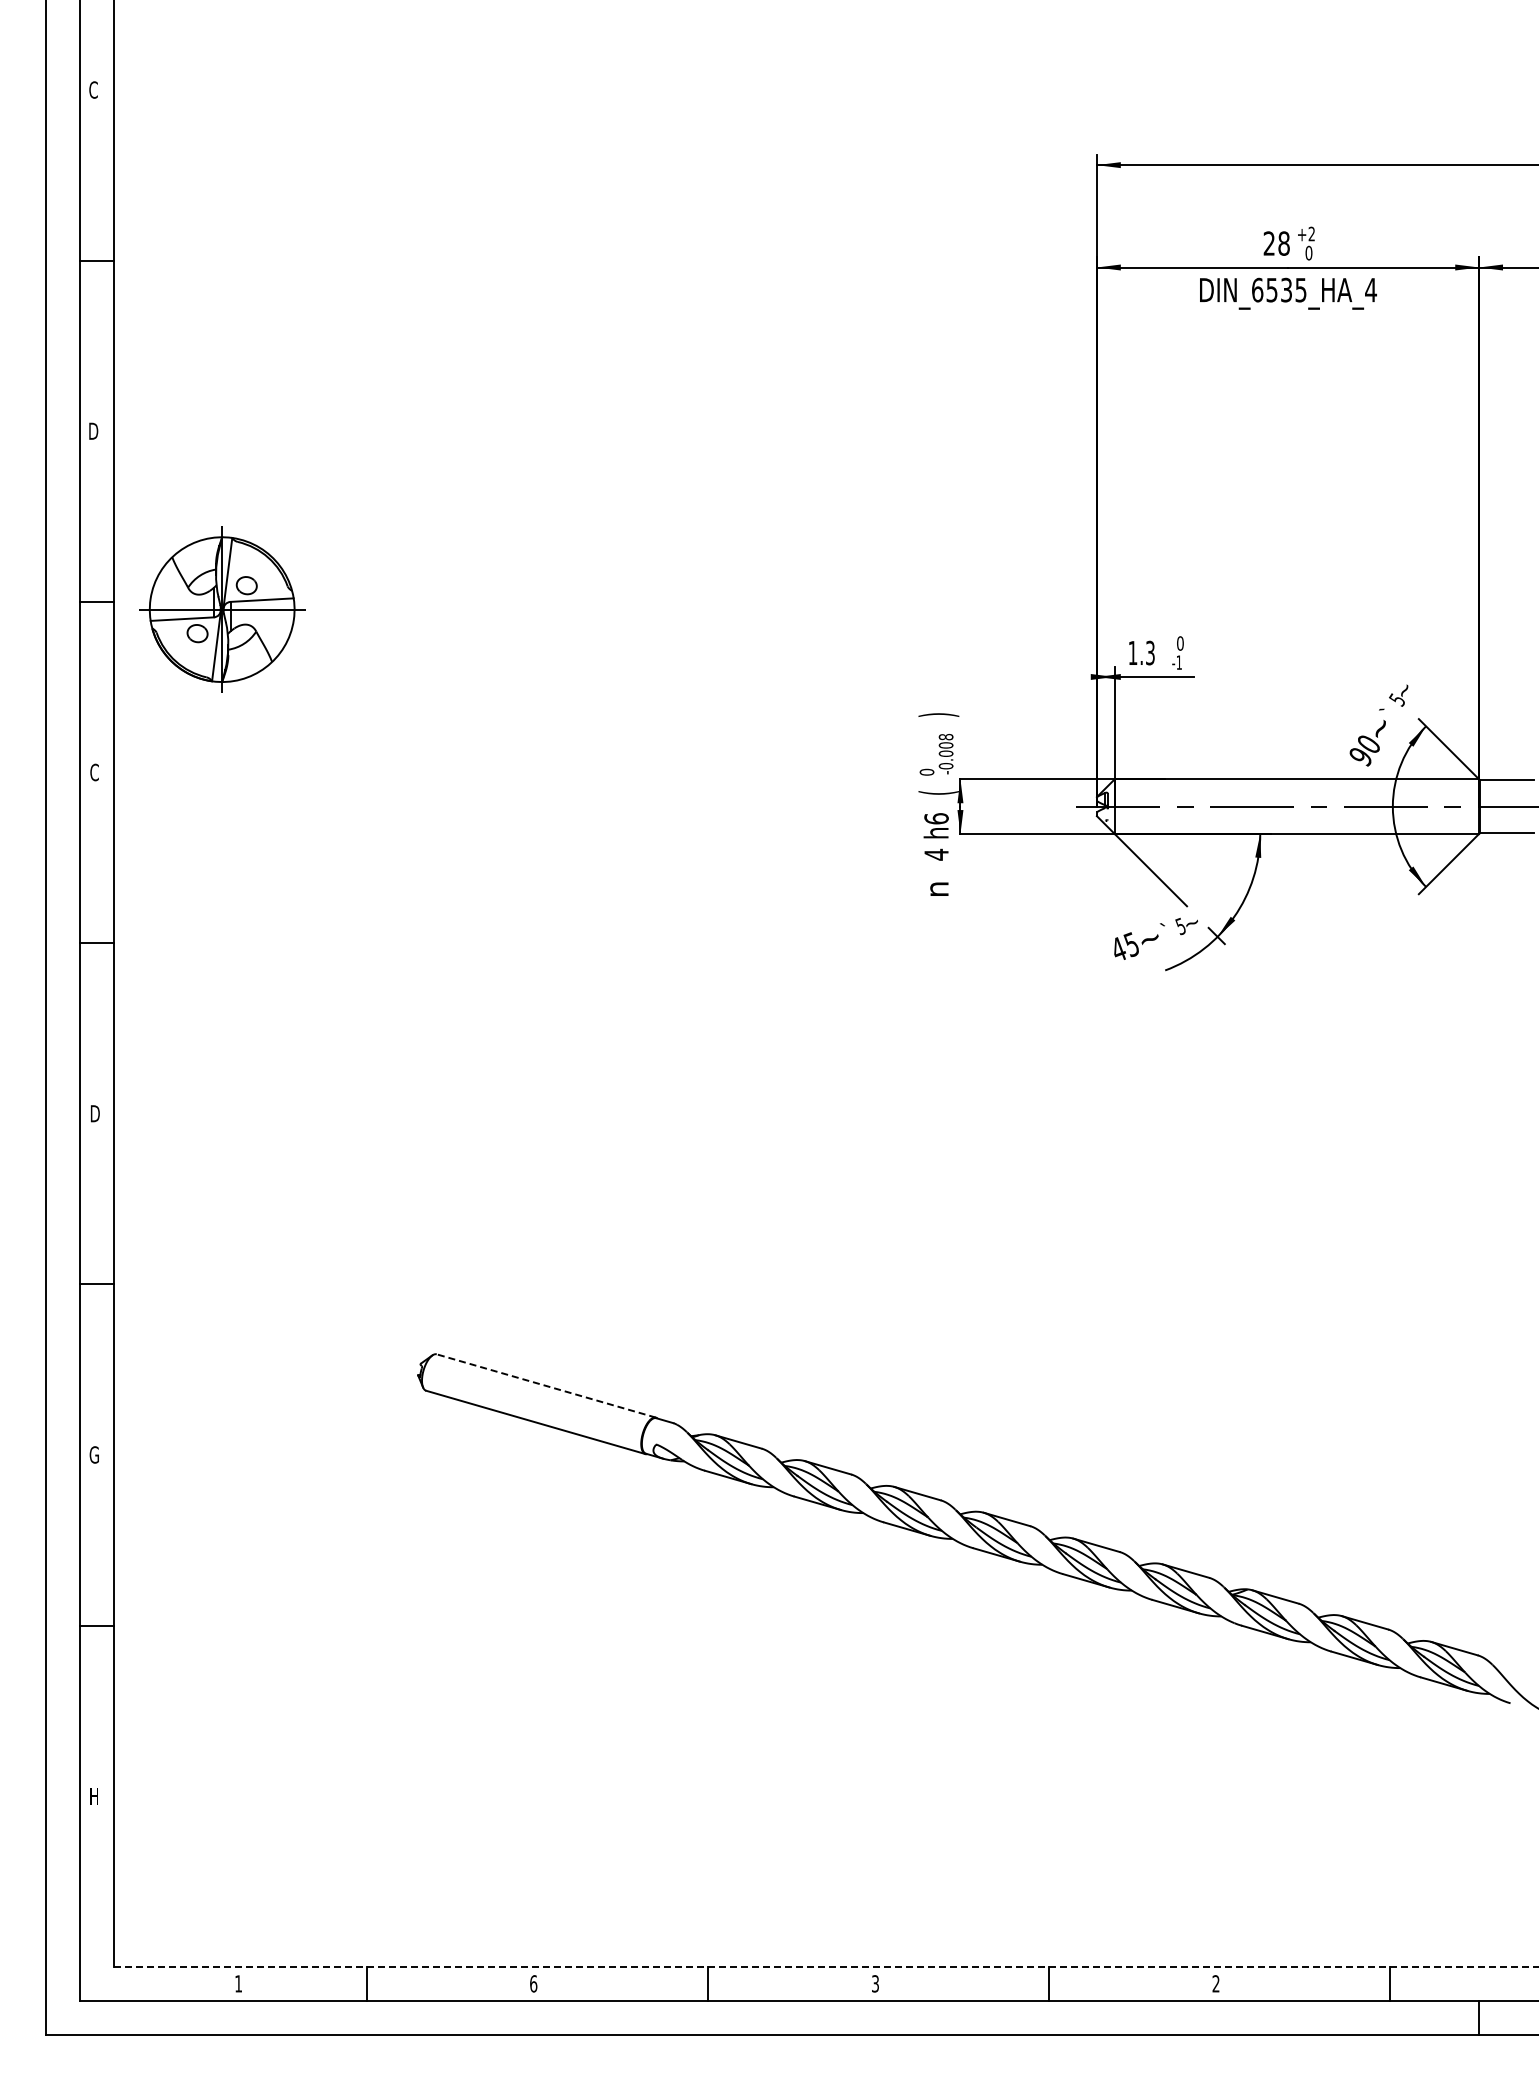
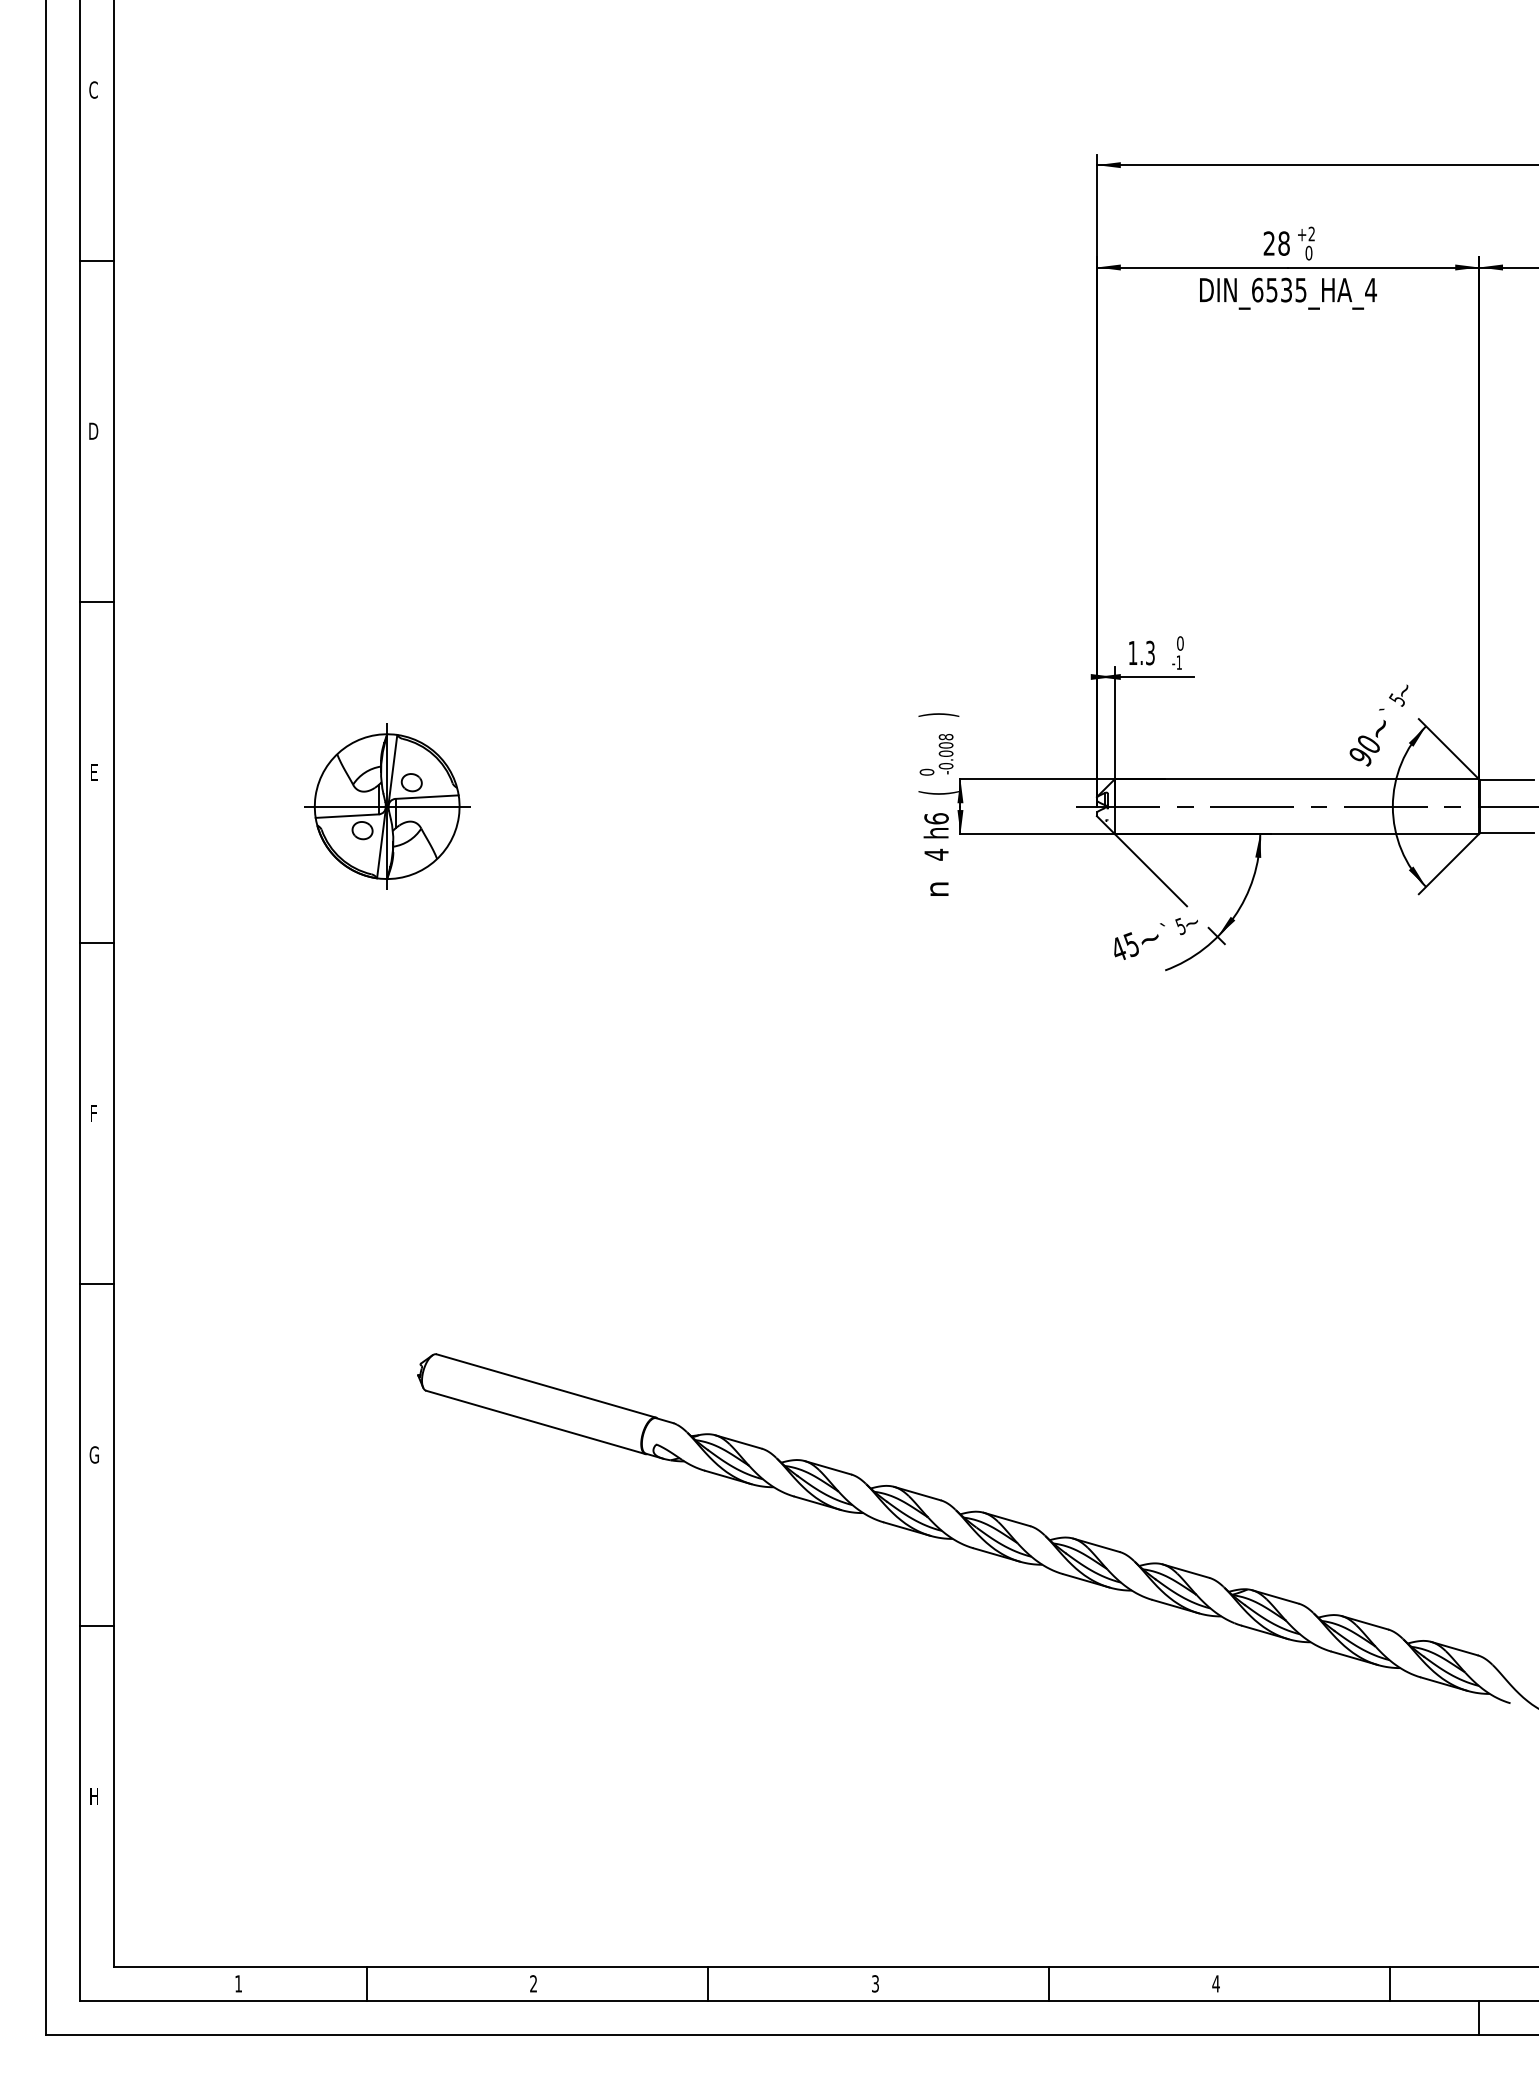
part position: (222, 609) -> (387, 806) (387, 806)
text: C -> E (94, 772)
text: D -> F (94, 1113)
line: dashed -> solid (545, 1385)
line: dashed -> solid (827, 1966)
text: 6 -> 2 (533, 1983)
text: 2 -> 4 (1215, 1983)
